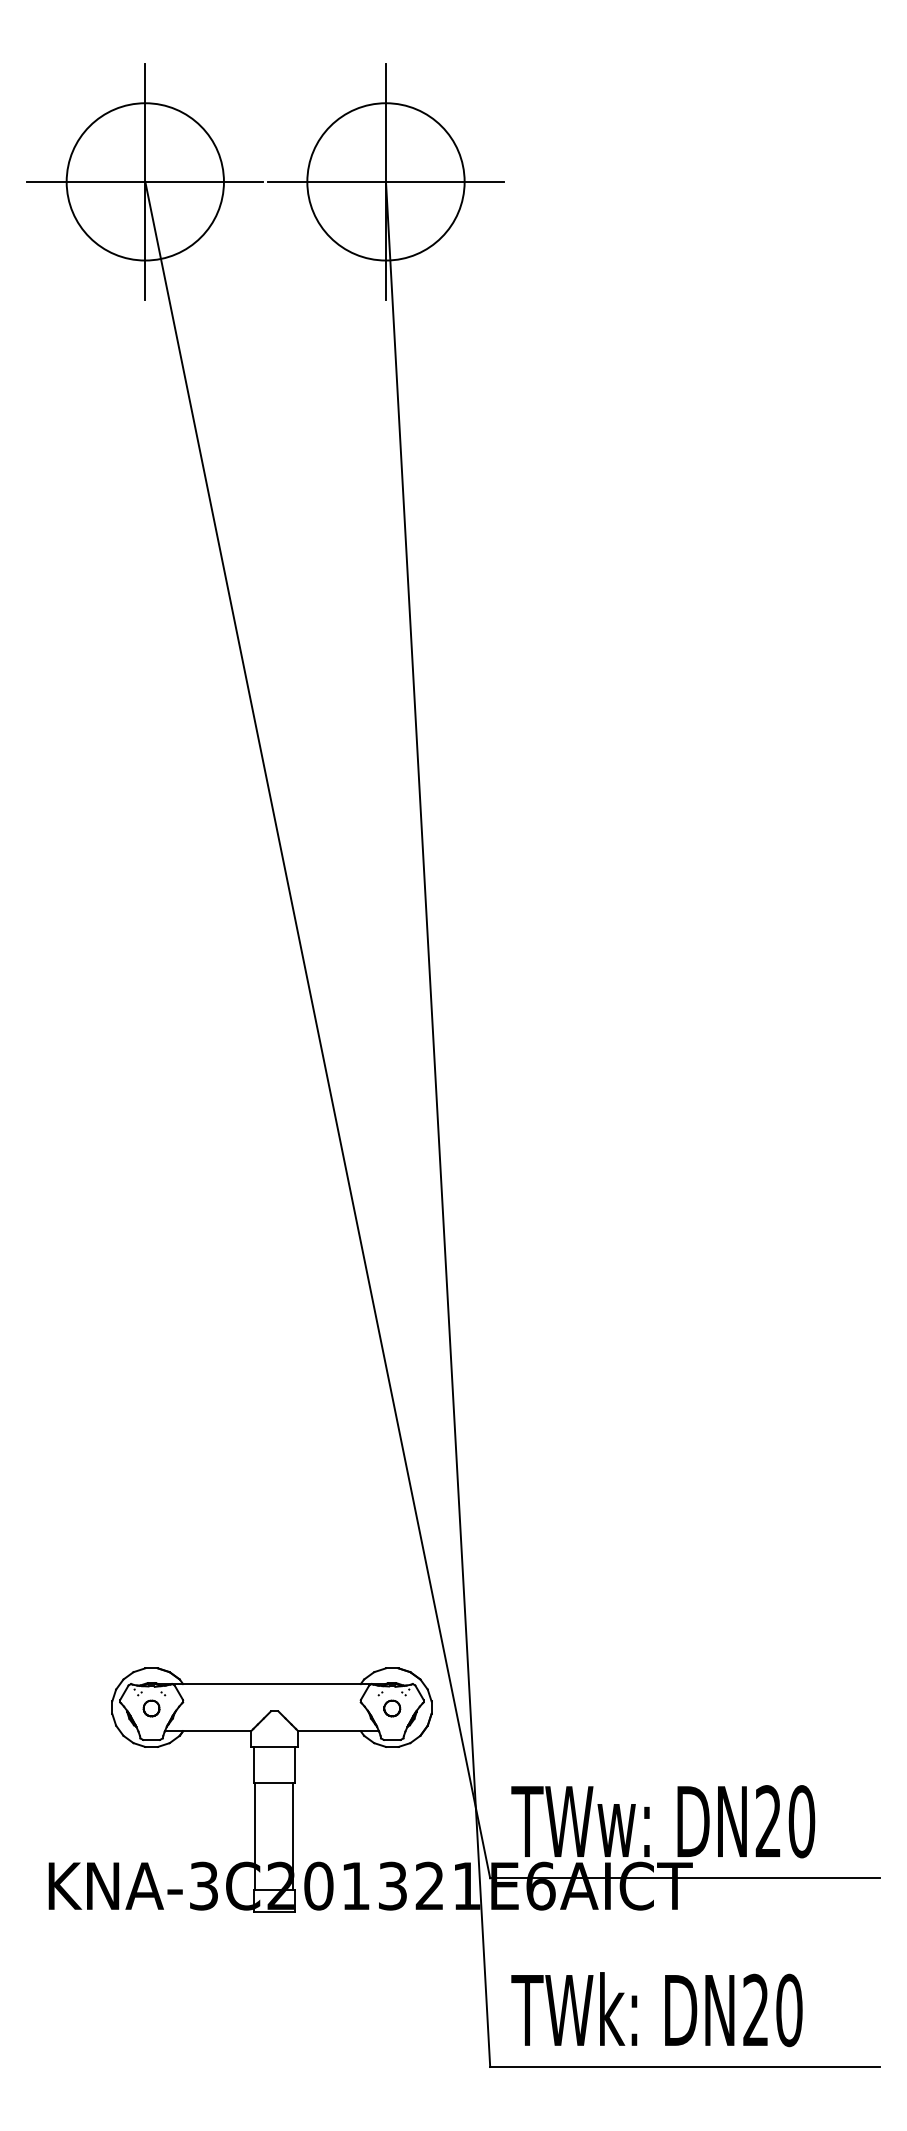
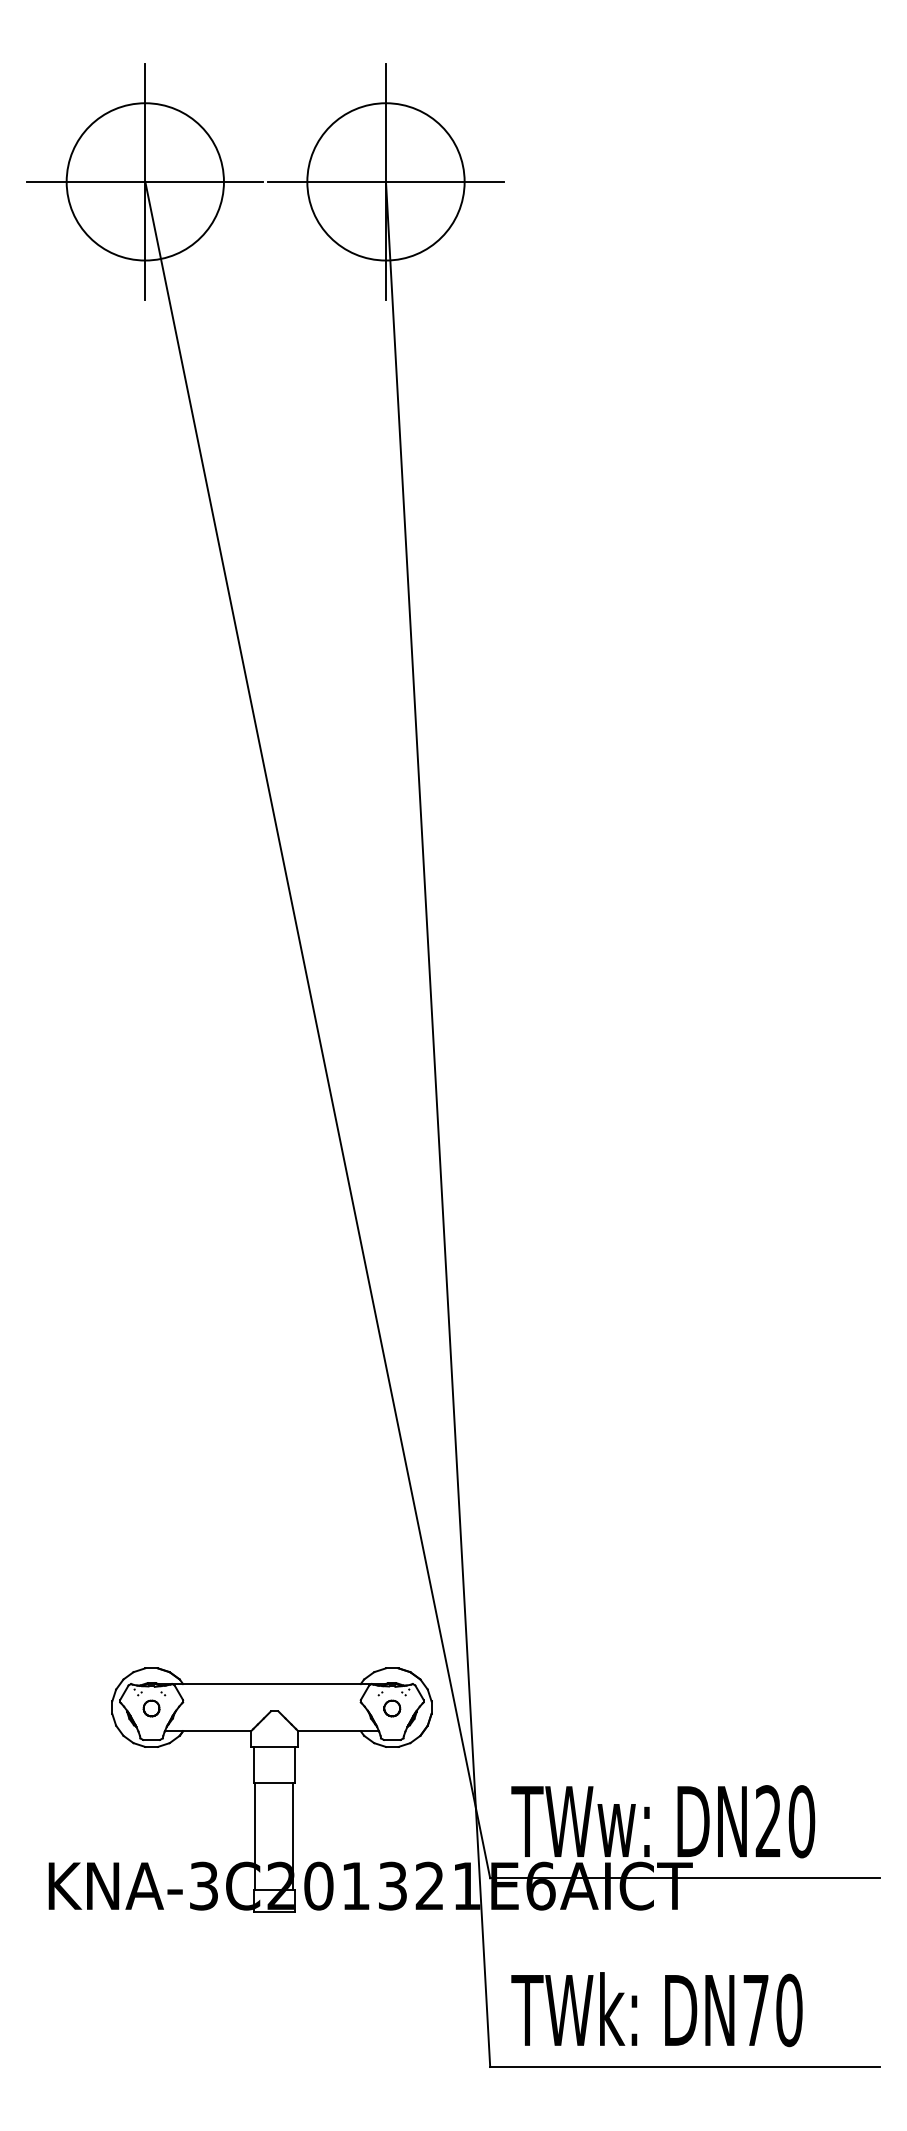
text: DN20 -> DN70 (755, 2009)
